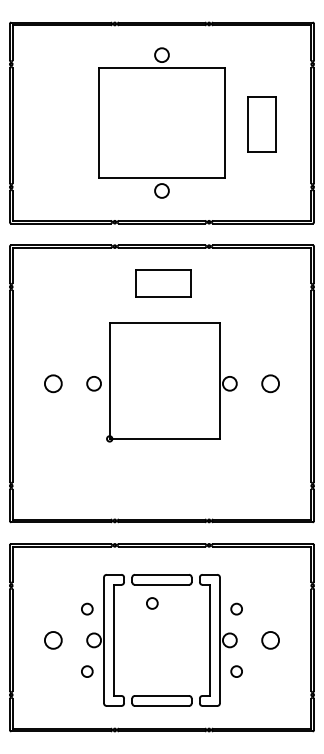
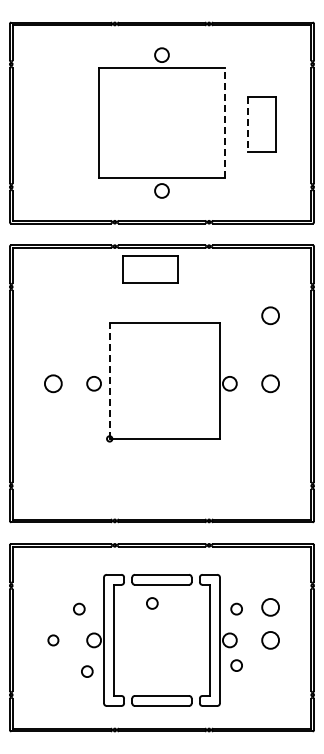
line: solid -> dashed (224, 122)
line: solid -> dashed (248, 125)
part position: (163, 283) -> (150, 269) (150, 269)
circle: none -> present (270, 315)
line: solid -> dashed (109, 381)
circle: none -> present (270, 607)
circle position: (87, 608) -> (79, 608) (79, 608)
circle size: 19x19 px -> 13x13 px (53, 640)
circle position: (236, 671) -> (236, 665) (236, 665)
